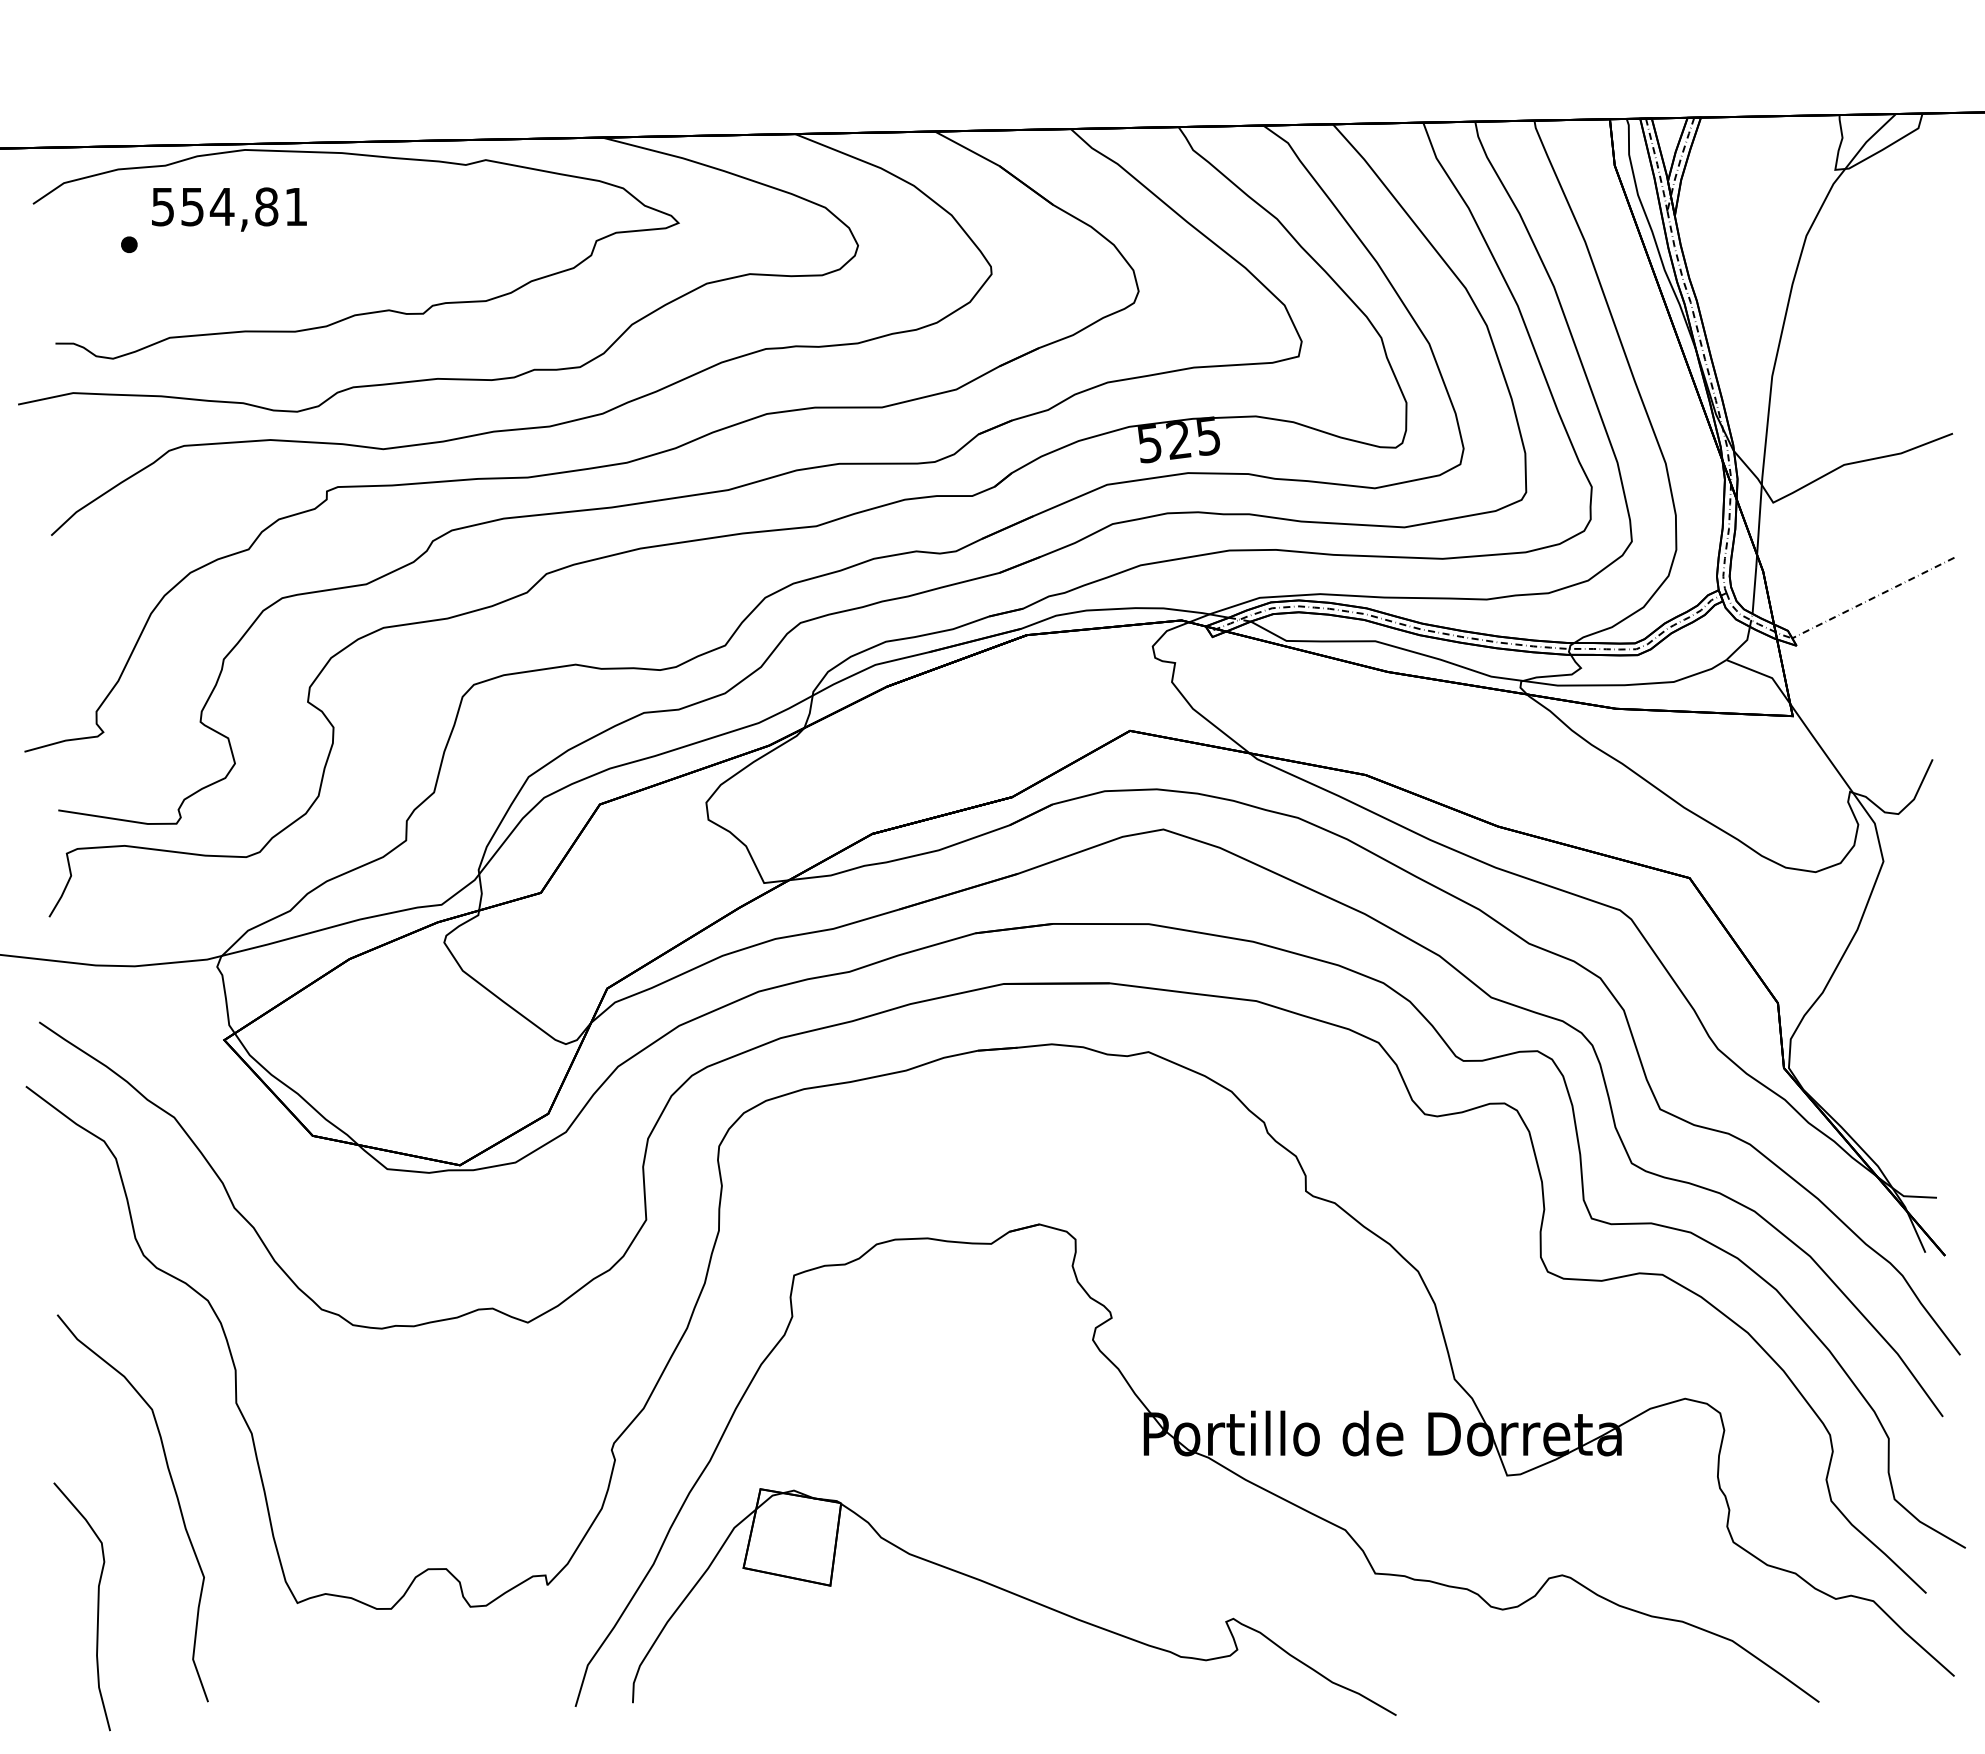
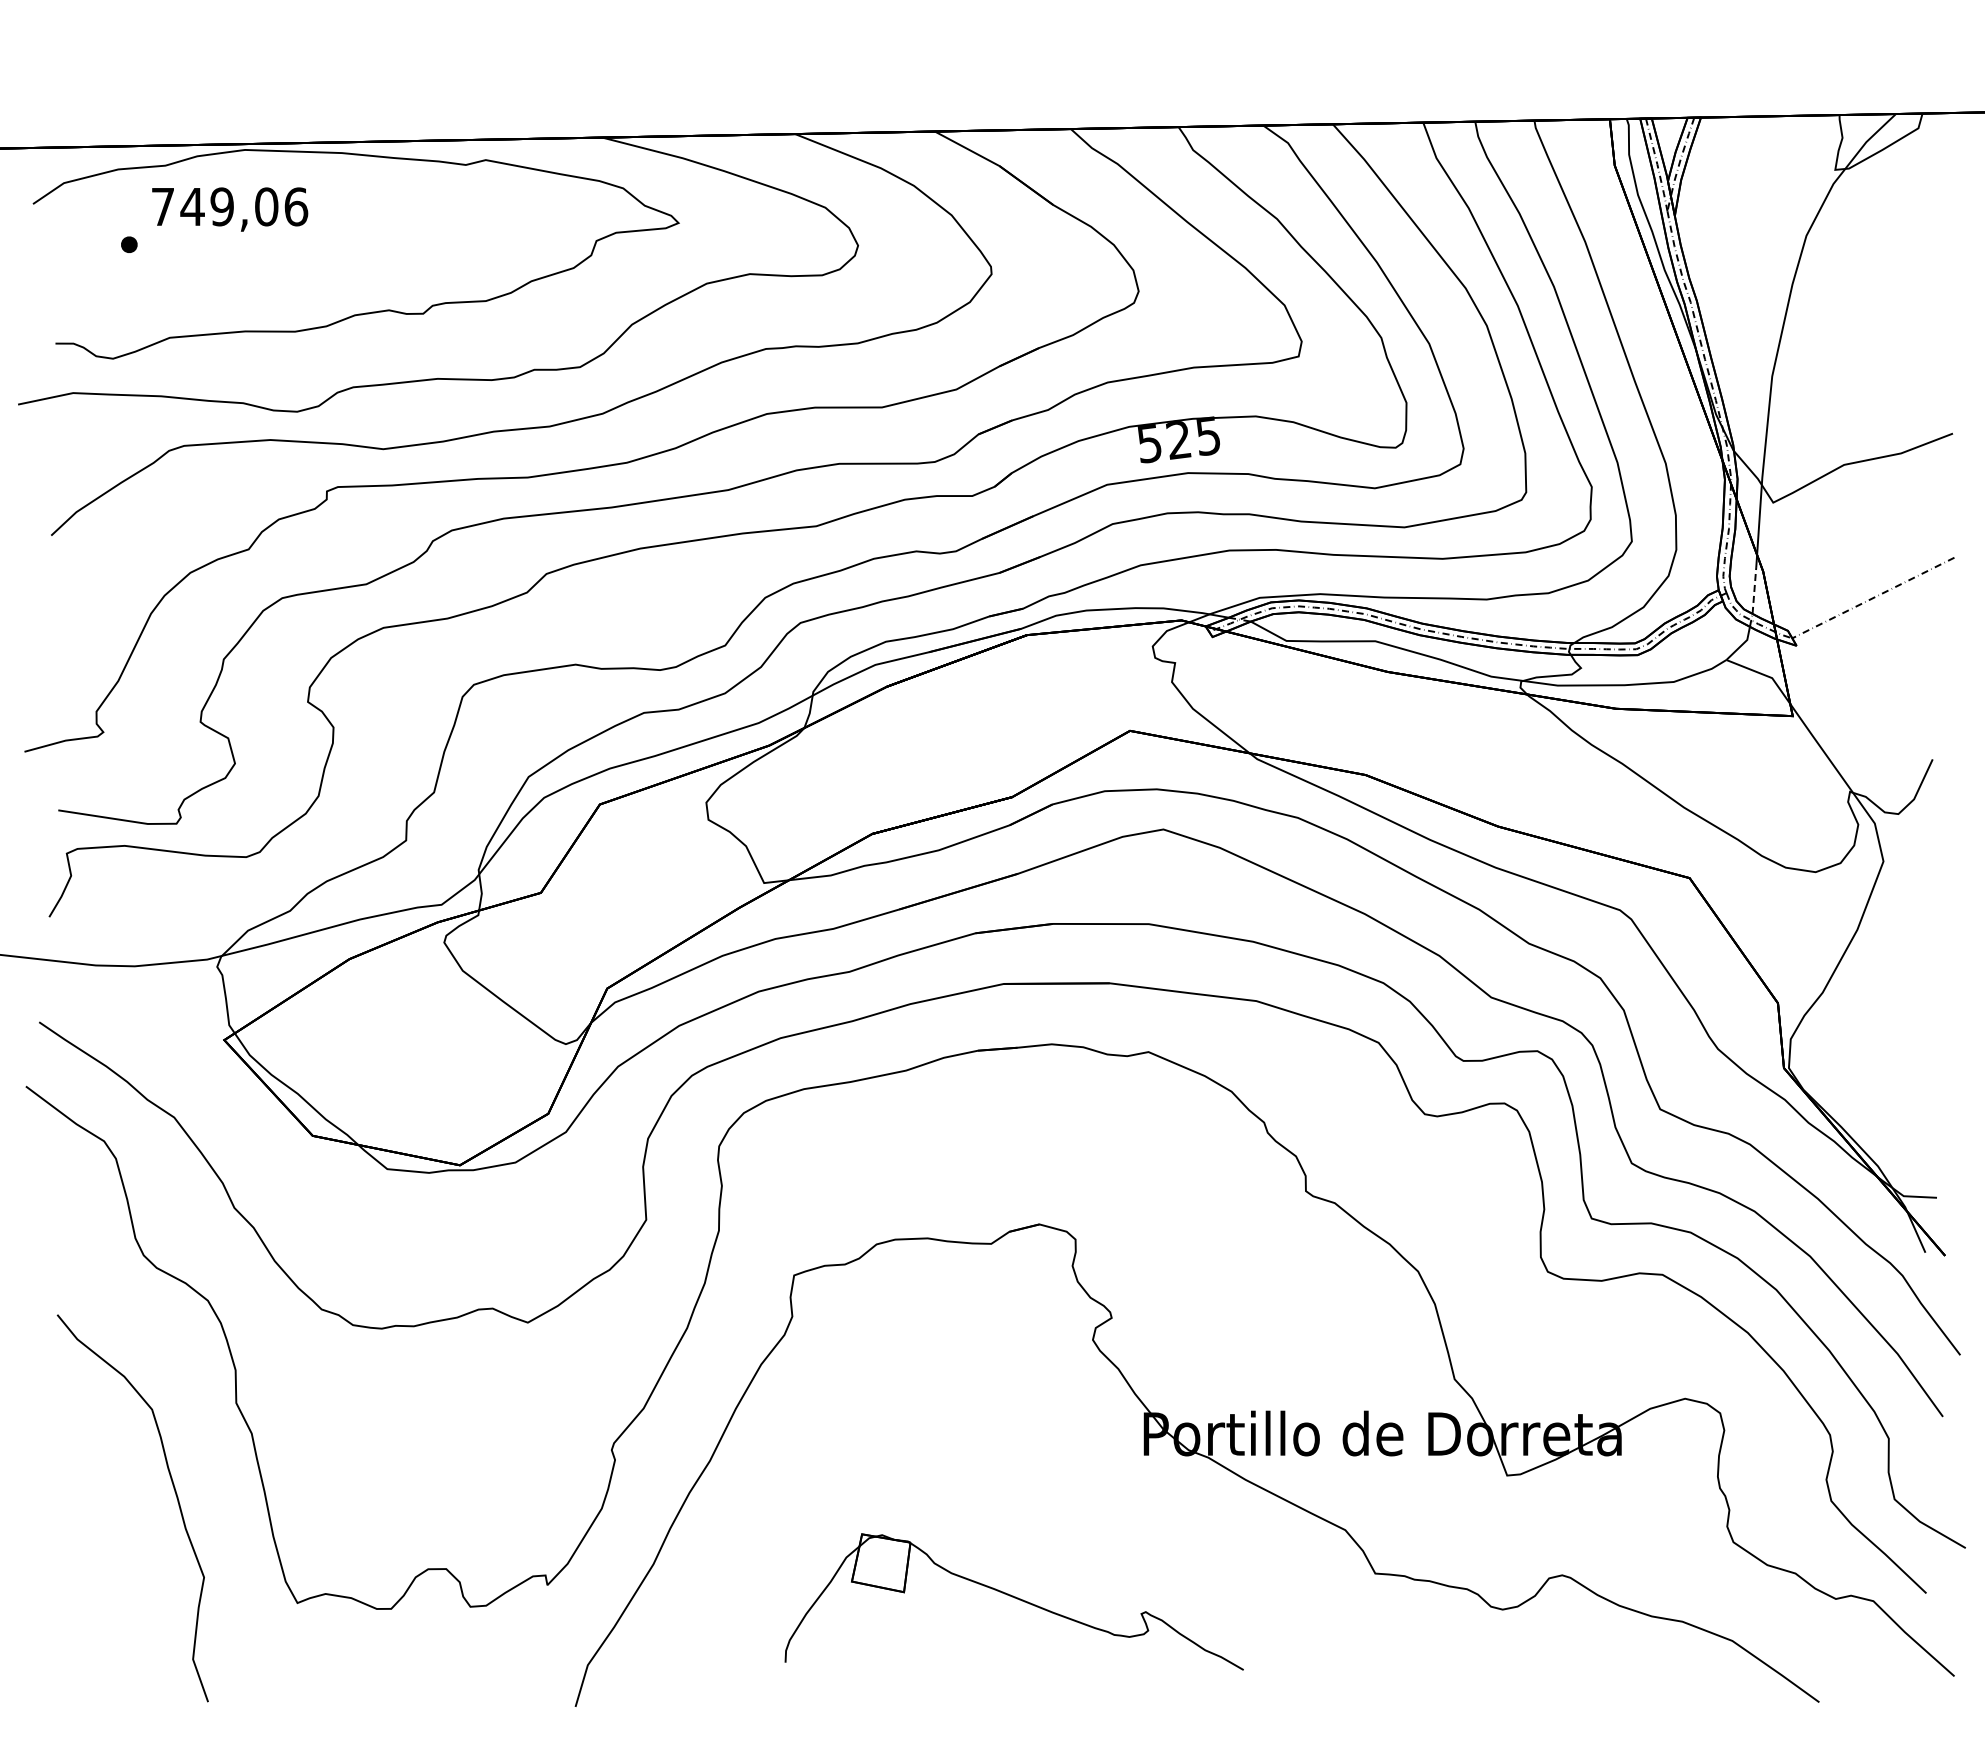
text: 554,81 -> 749,06 (230, 206)
line: solid -> dashed (1754, 589)
part size: 765x228 px -> 460x138 px (1013, 1601)
curve: present -> none (97, 1606)
